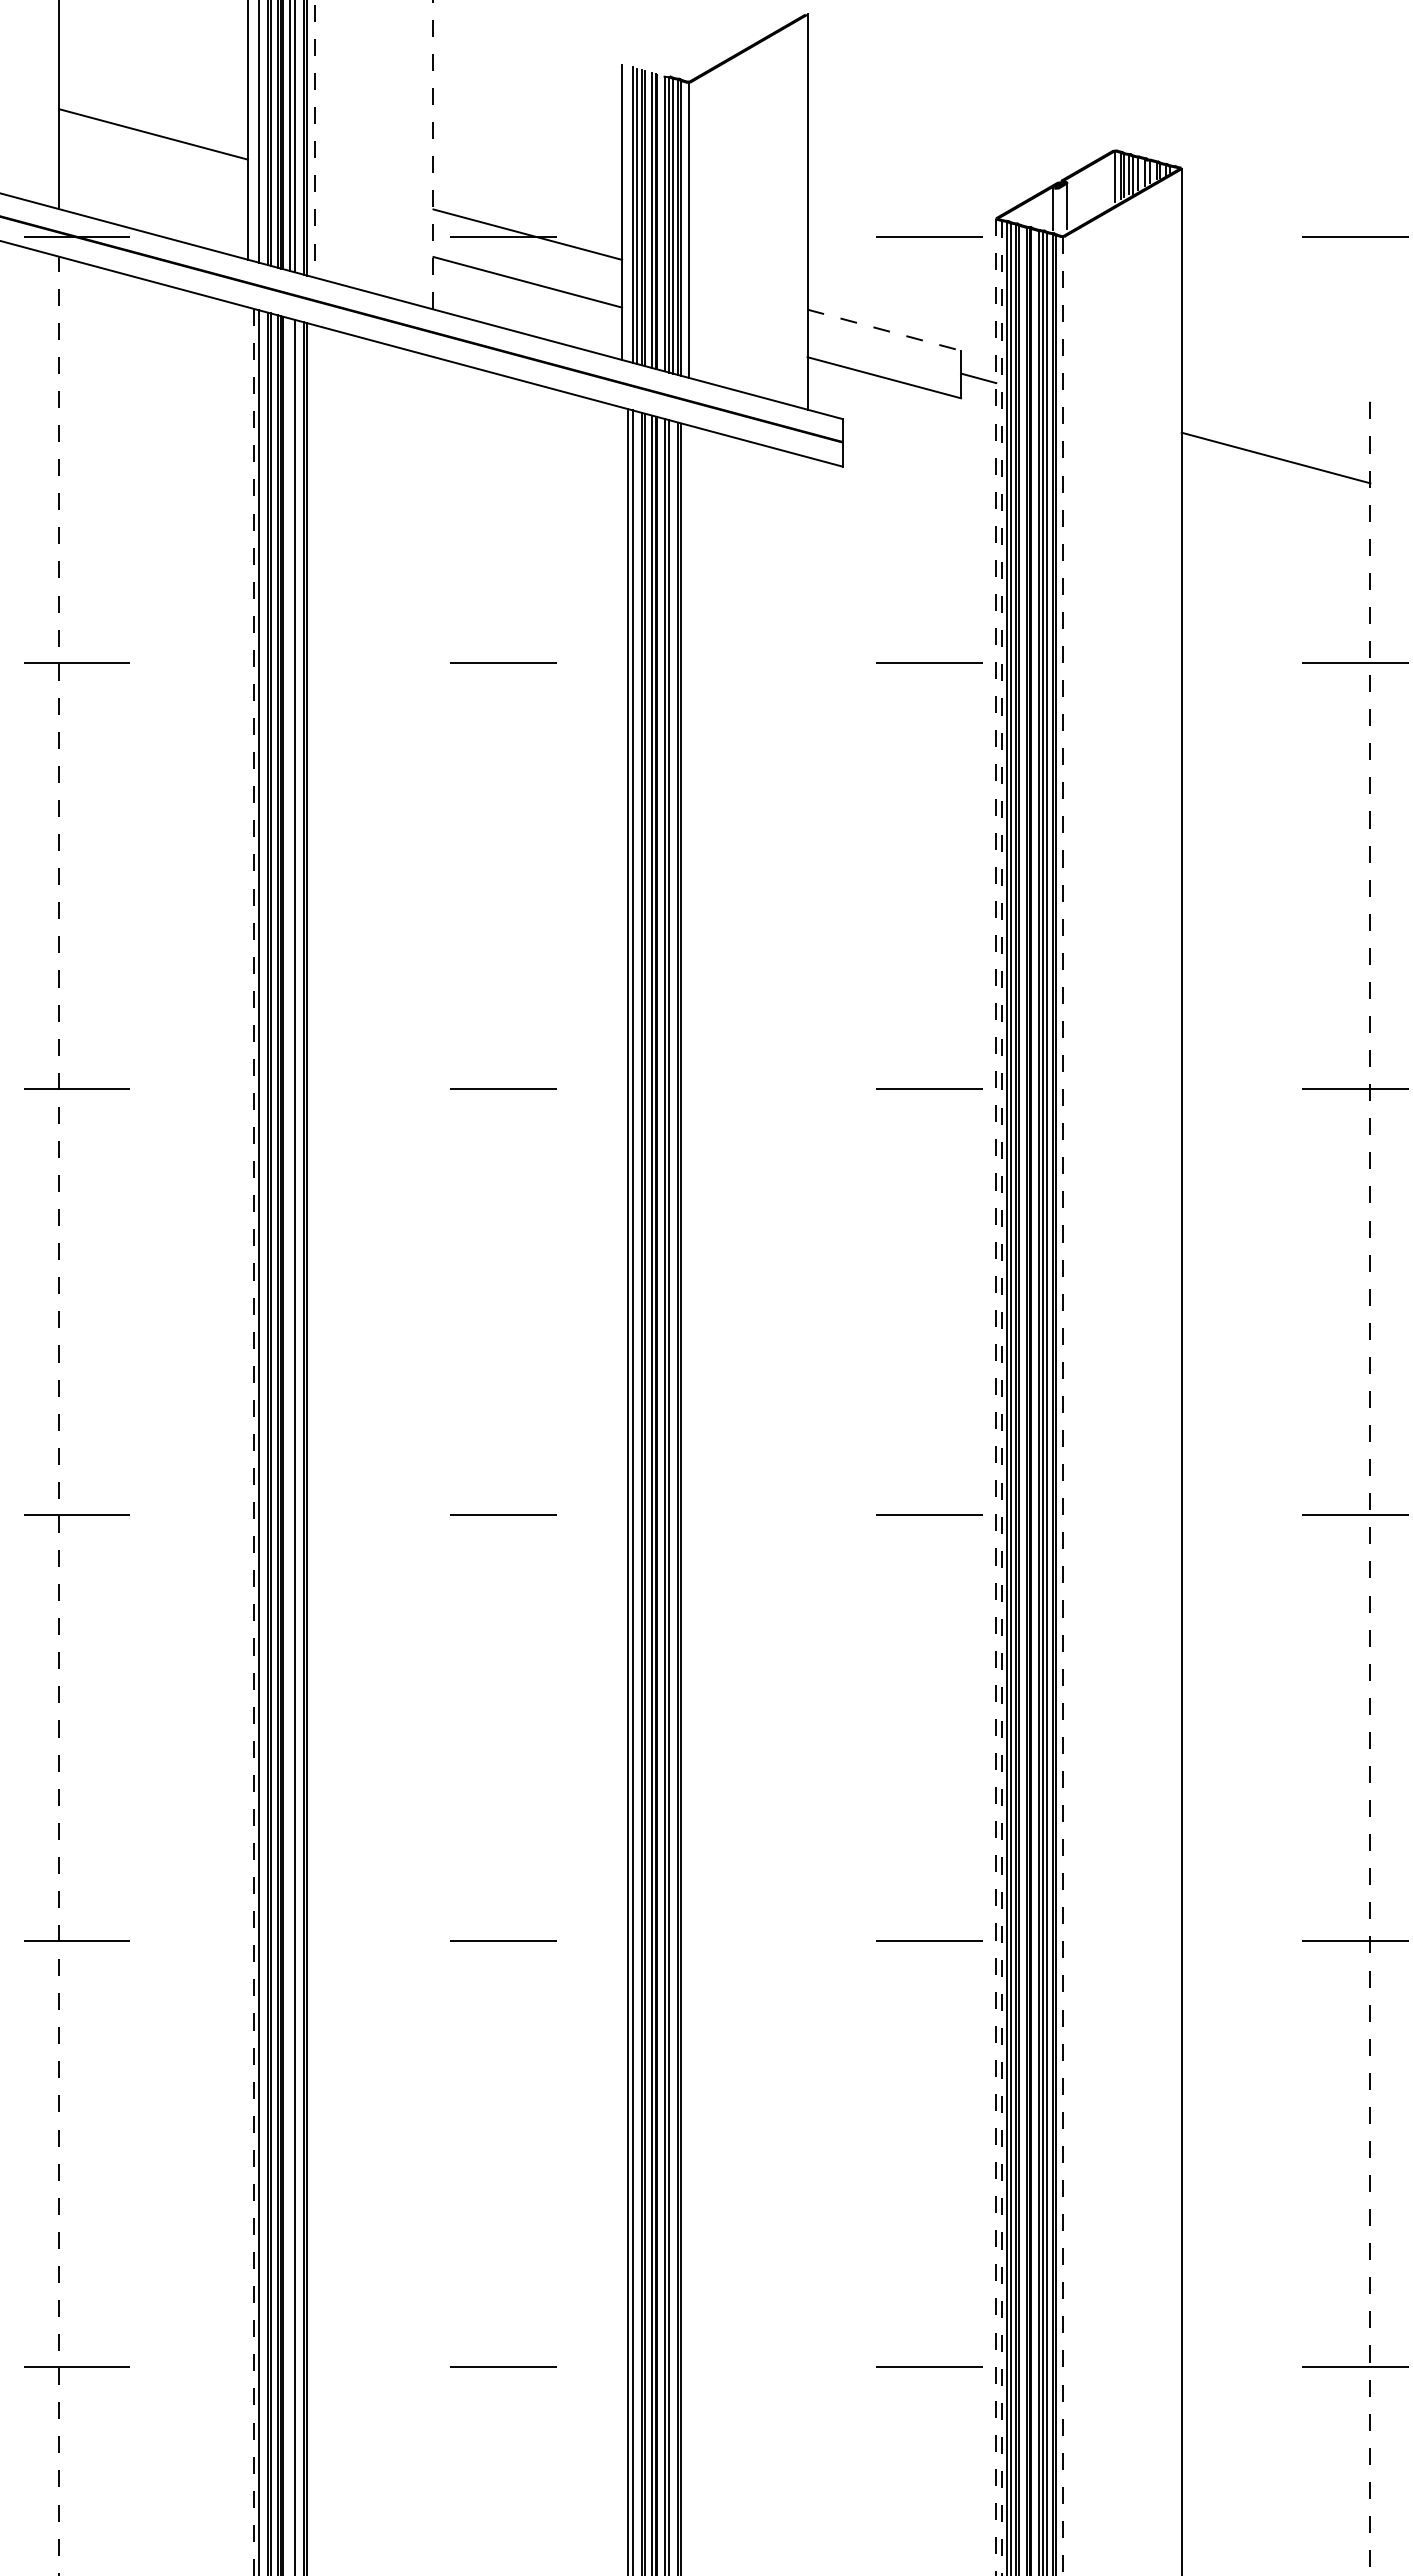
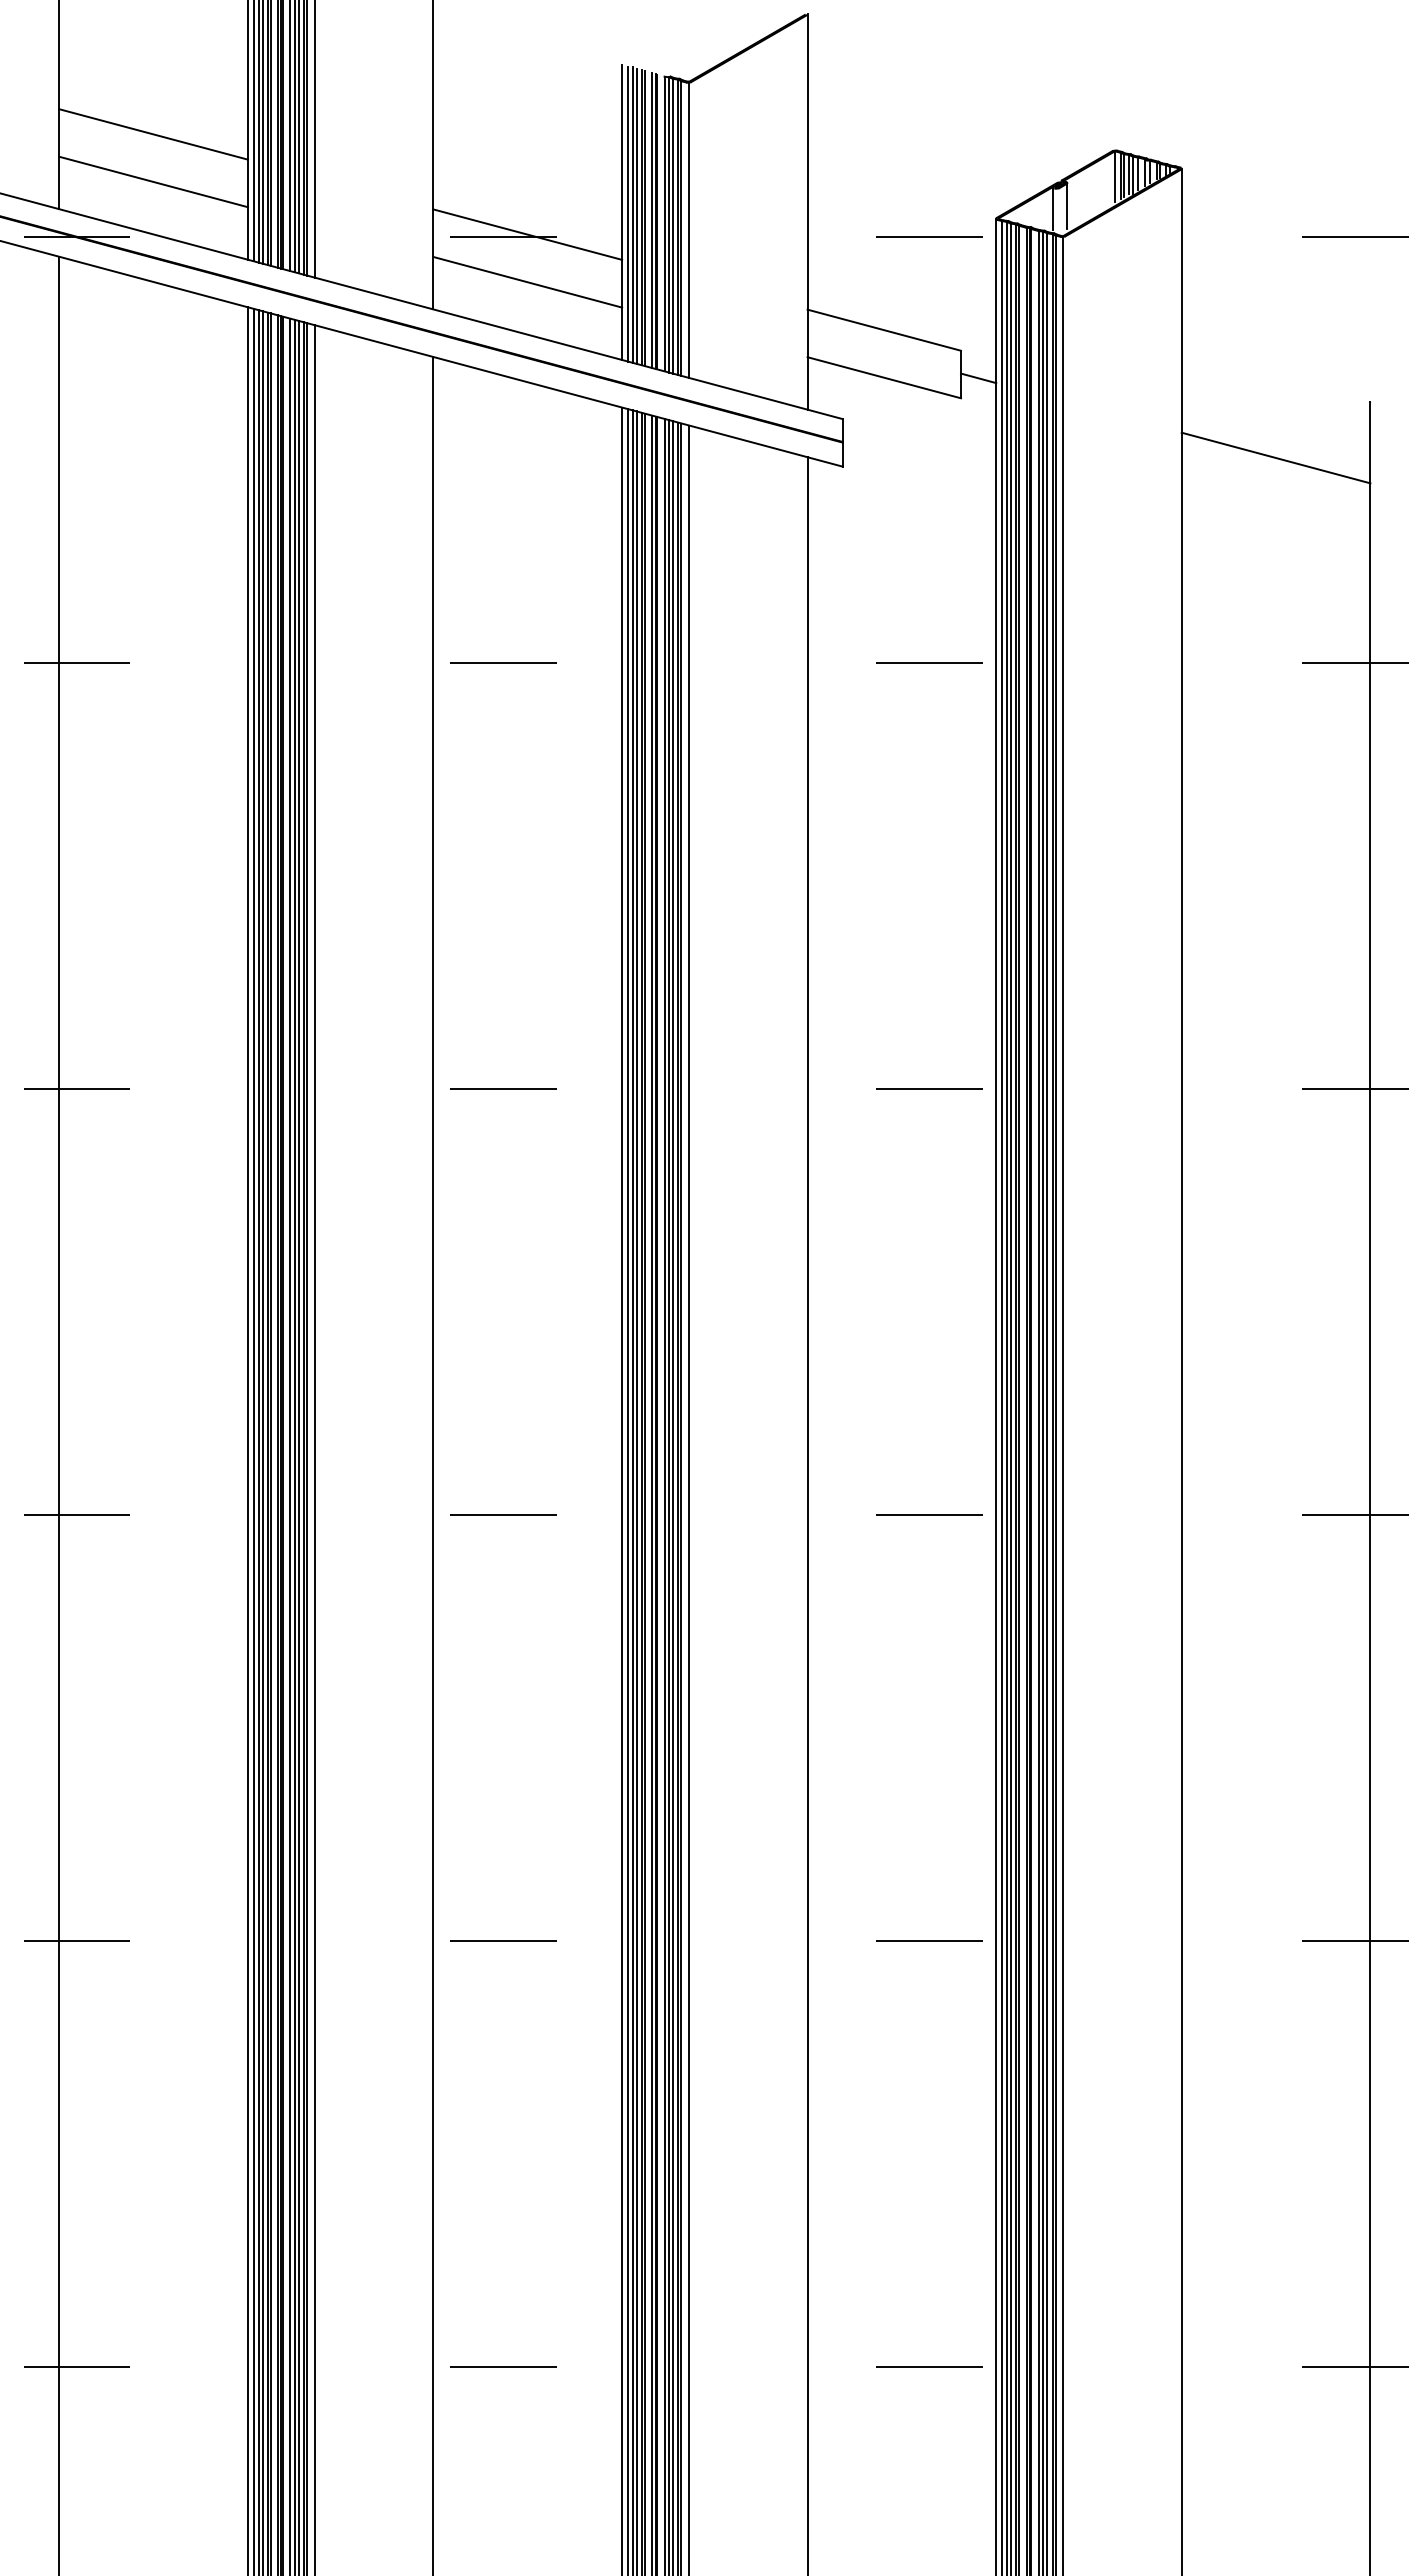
line: none -> present (254, 131)
line: none -> present (262, 132)
line: none -> present (298, 137)
line: dashed -> solid (314, 139)
line: dashed -> solid (433, 154)
line: none -> present (153, 181)
line: none -> present (628, 213)
line: dashed -> solid (884, 330)
line: dashed -> solid (996, 1397)
line: dashed -> solid (1002, 1398)
line: dashed -> solid (1063, 1406)
line: dashed -> solid (59, 1415)
line: none -> present (248, 1439)
line: none -> present (262, 1441)
line: dashed -> solid (254, 1442)
line: none -> present (290, 1445)
line: none -> present (298, 1446)
line: none -> present (314, 1448)
line: none -> present (433, 1464)
line: none -> present (622, 1489)
line: dashed -> solid (1370, 1489)
line: none -> present (636, 1491)
line: none -> present (673, 1496)
line: none -> present (689, 1498)
line: none -> present (807, 1514)
